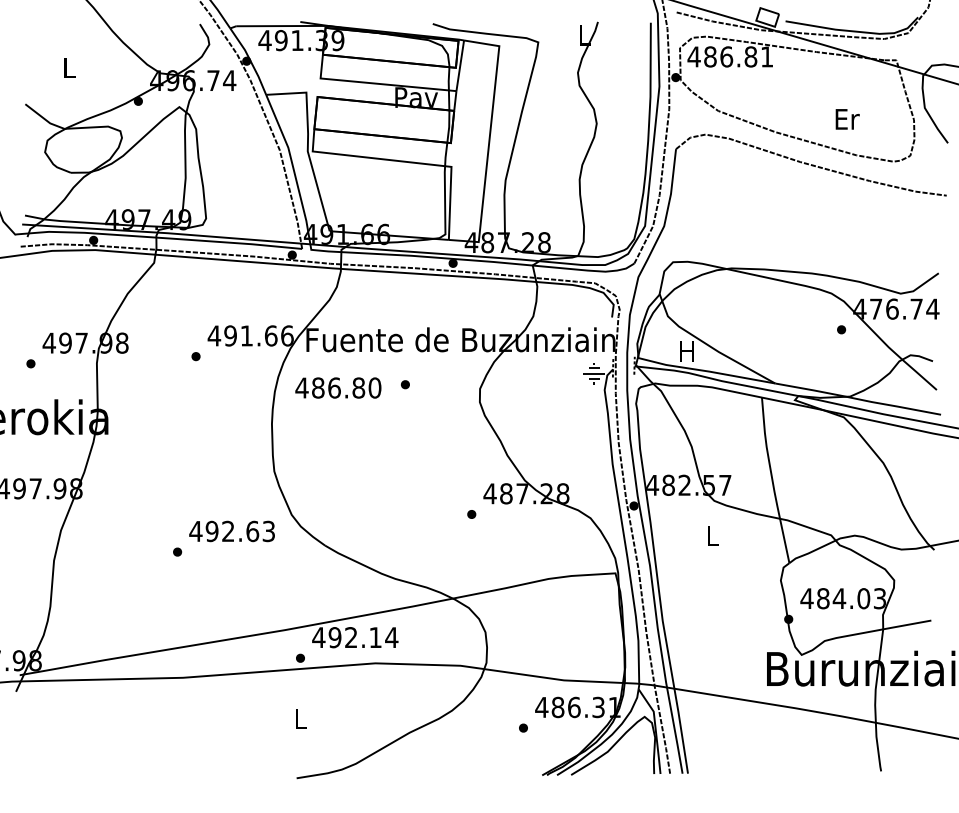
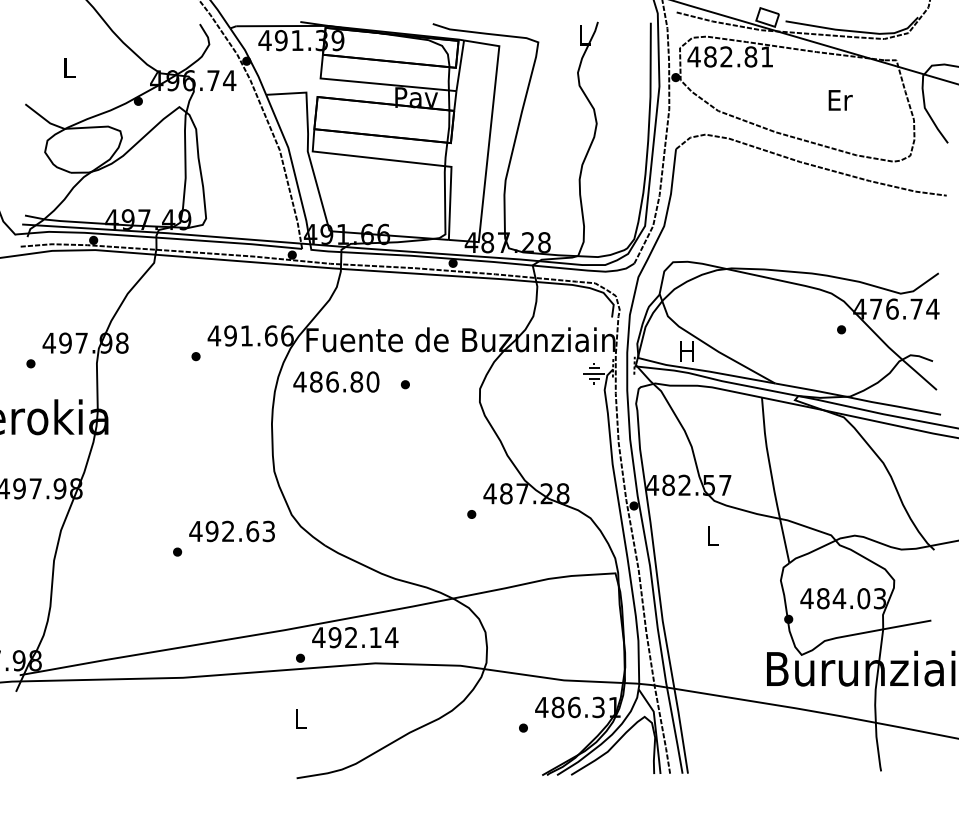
text: 486.81 -> 482.81 (726, 56)
text position: (847, 119) -> (840, 100) (840, 100)
text position: (338, 387) -> (336, 381) (336, 381)
